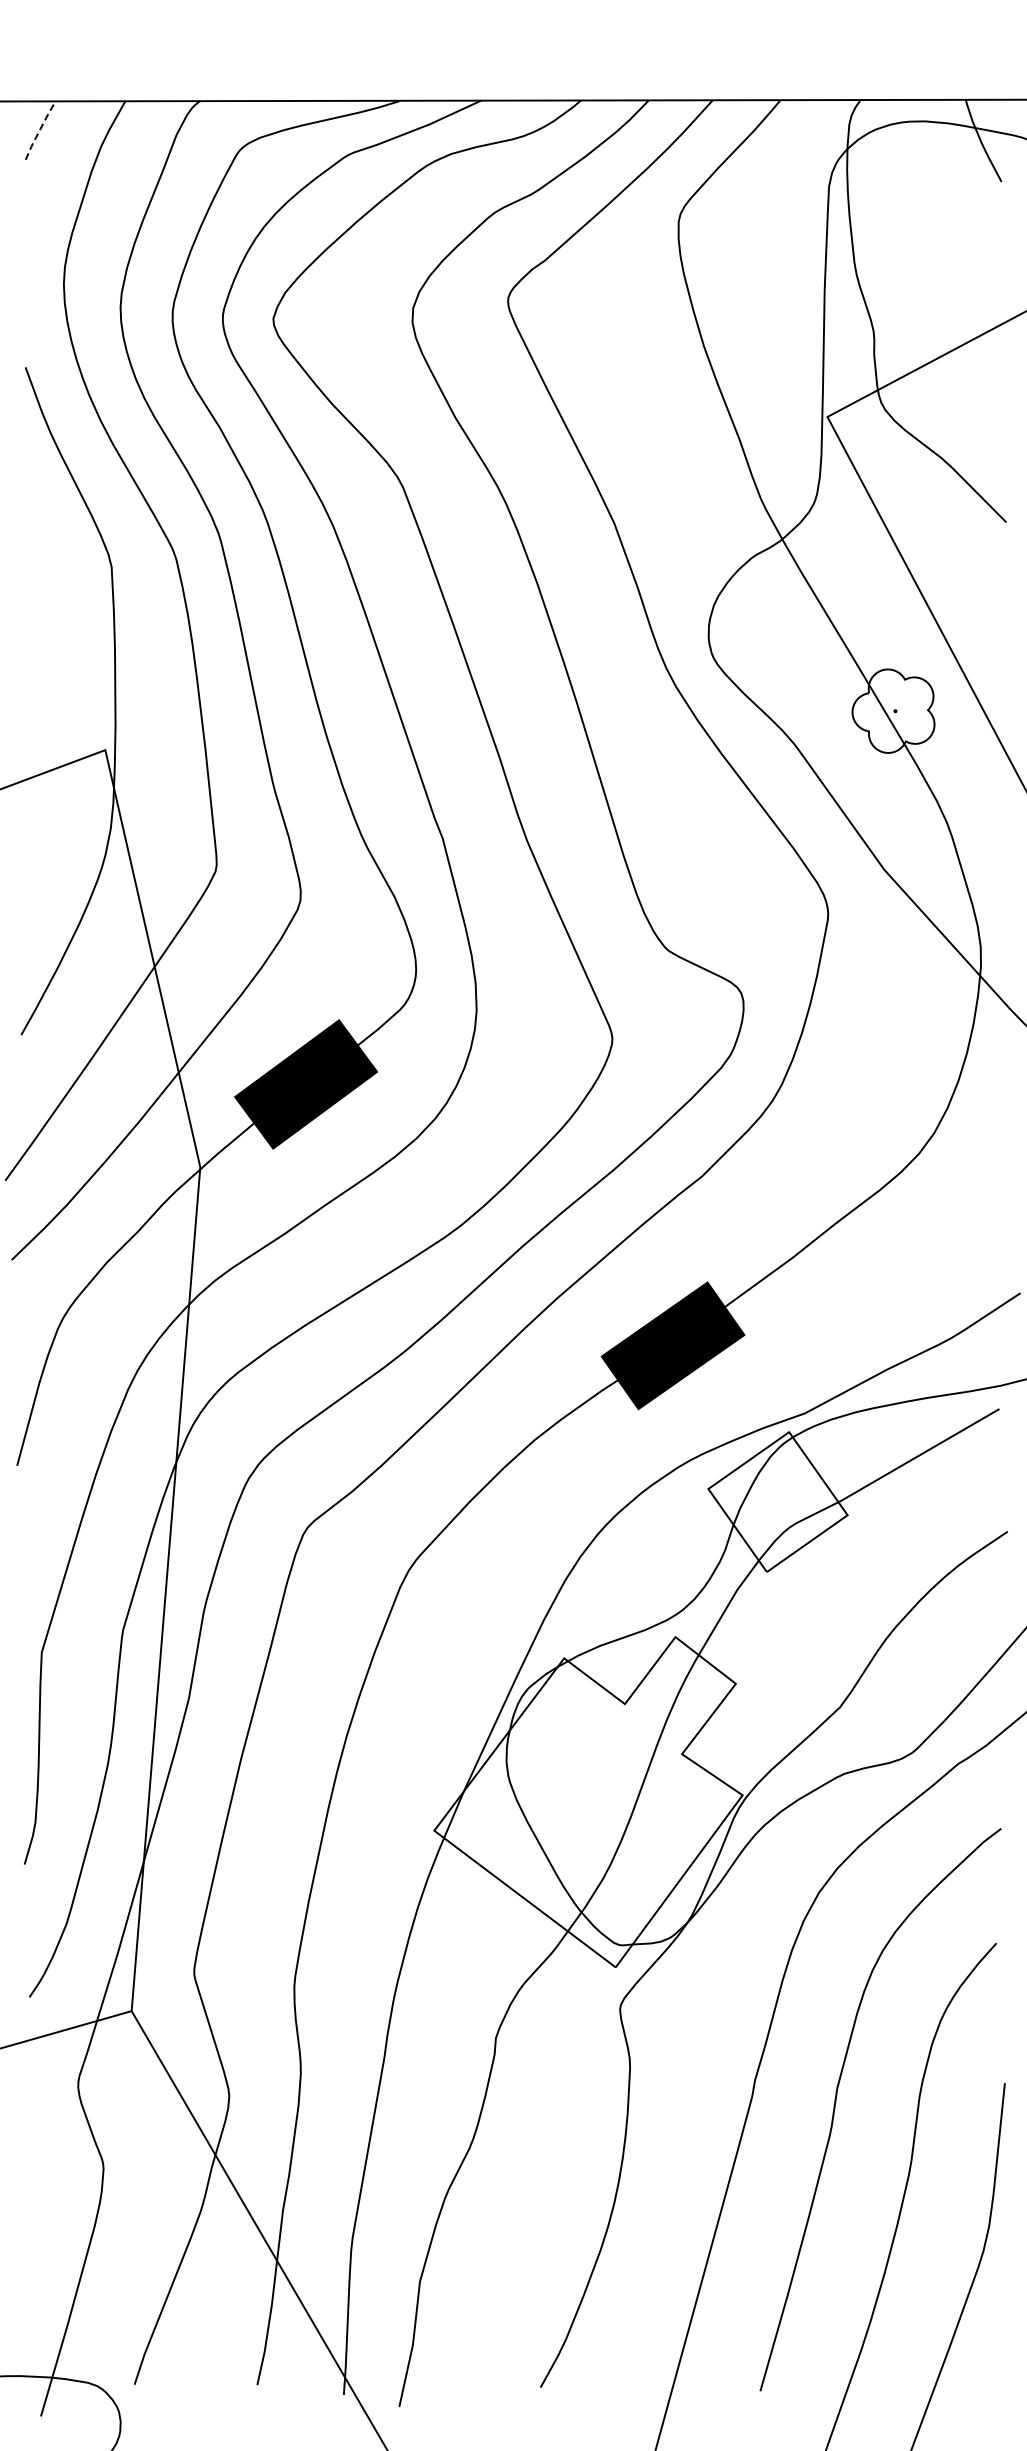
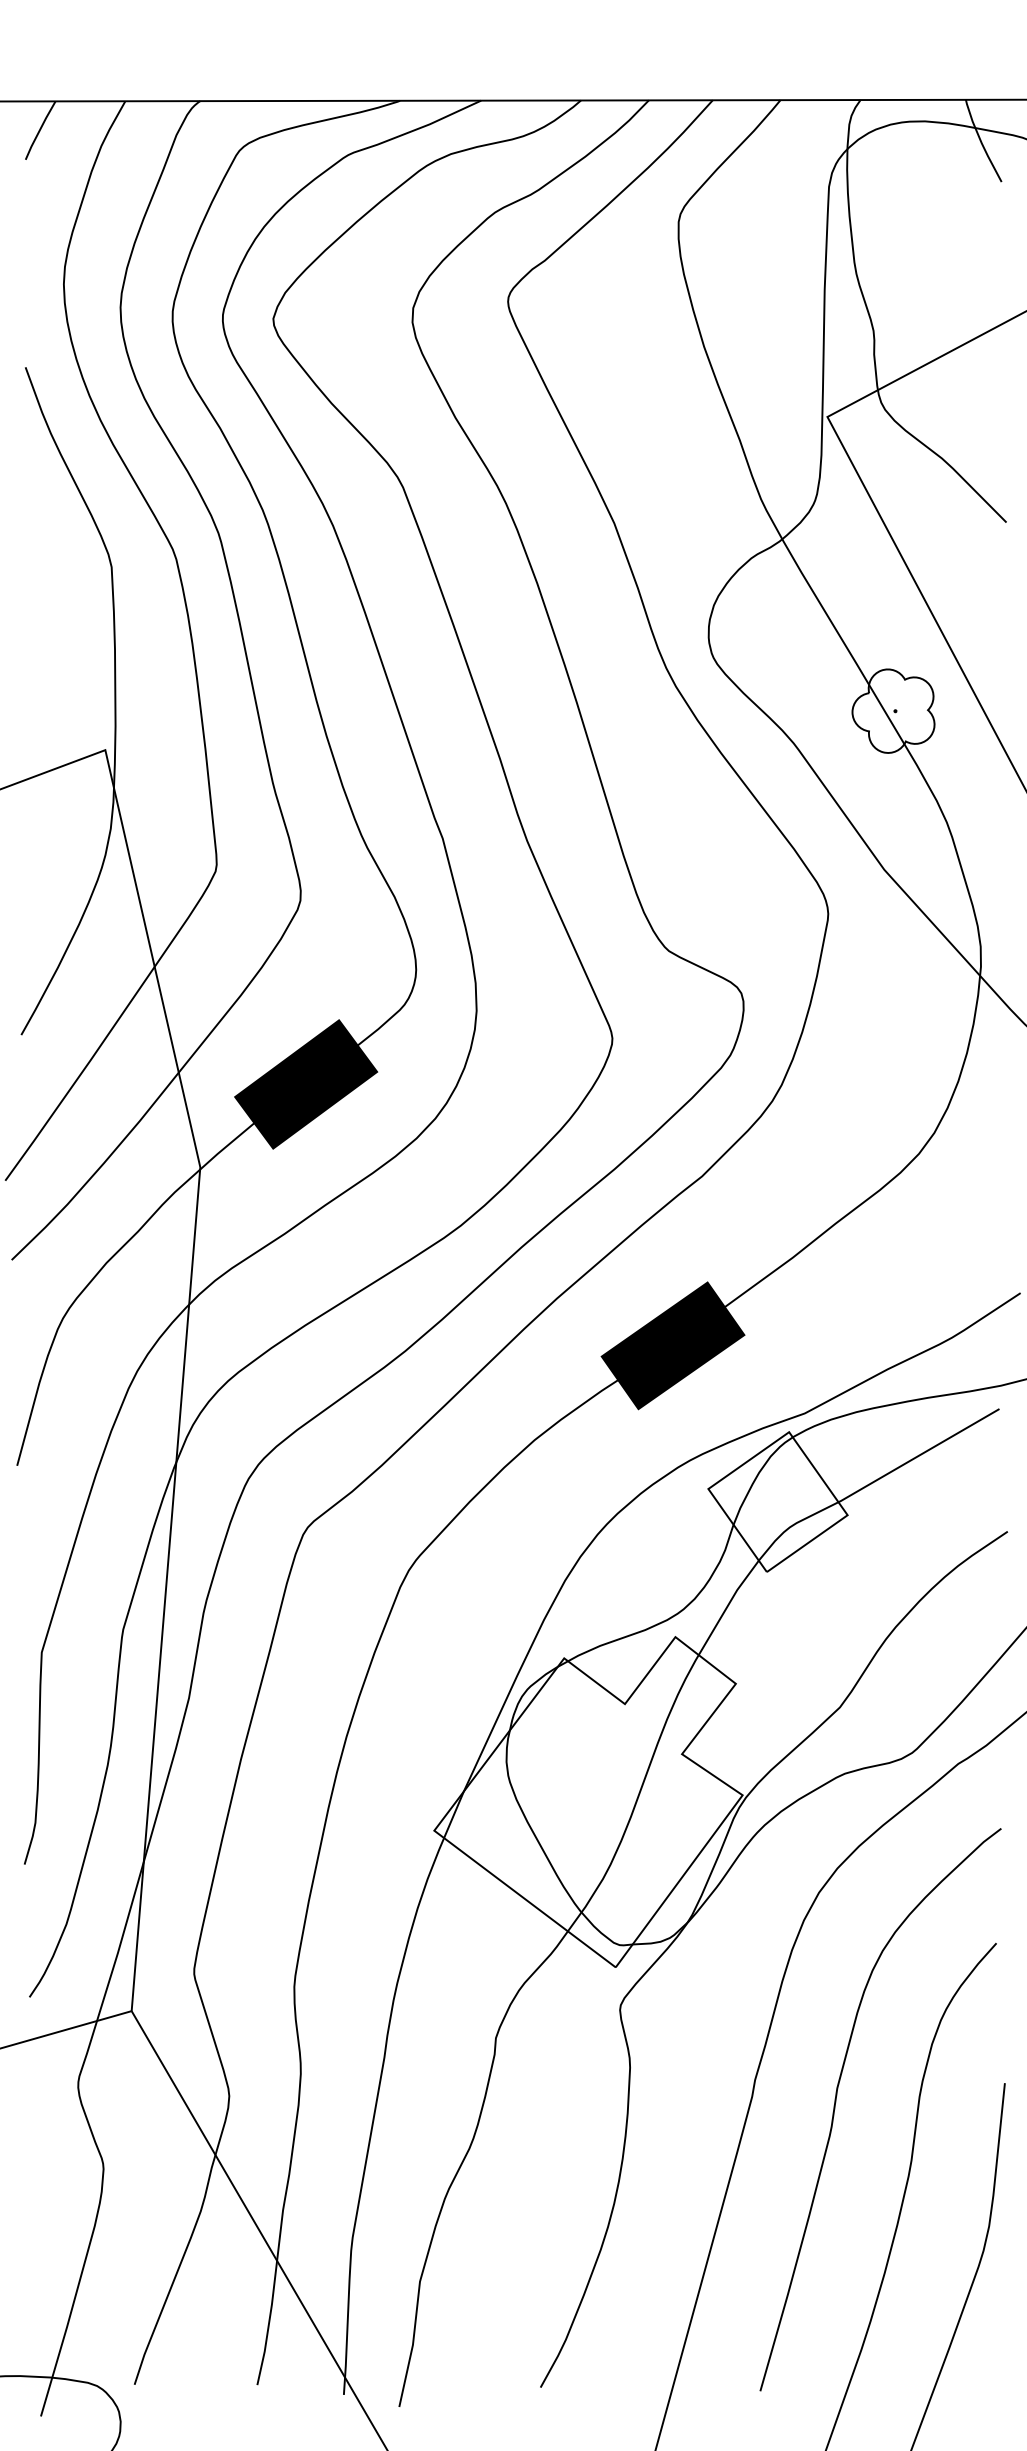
line: dashed -> solid (39, 130)
